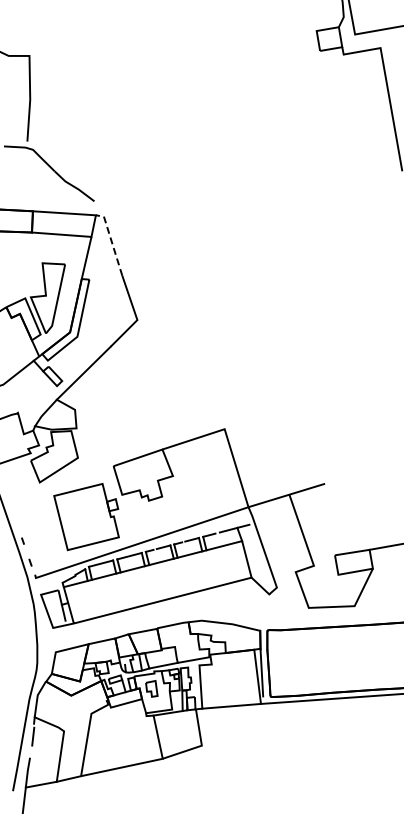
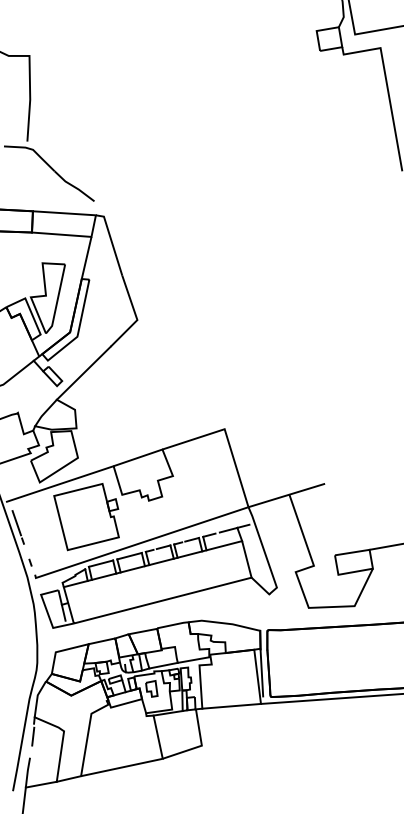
line: dashed -> solid (111, 241)
line: none -> present (59, 483)
line: none -> present (16, 523)
